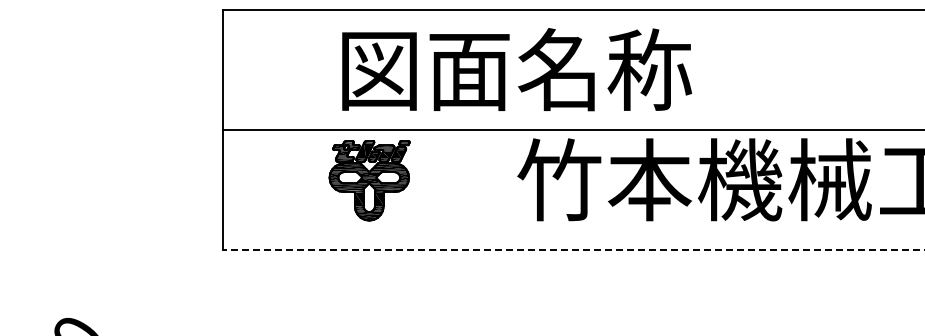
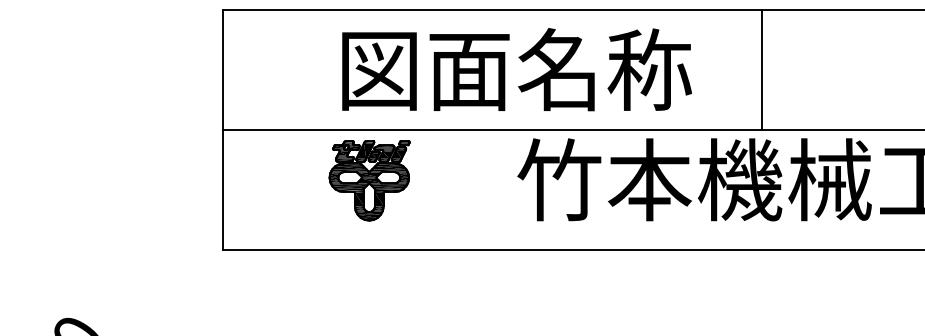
line: none -> present (761, 69)
line: dashed -> solid (573, 249)
